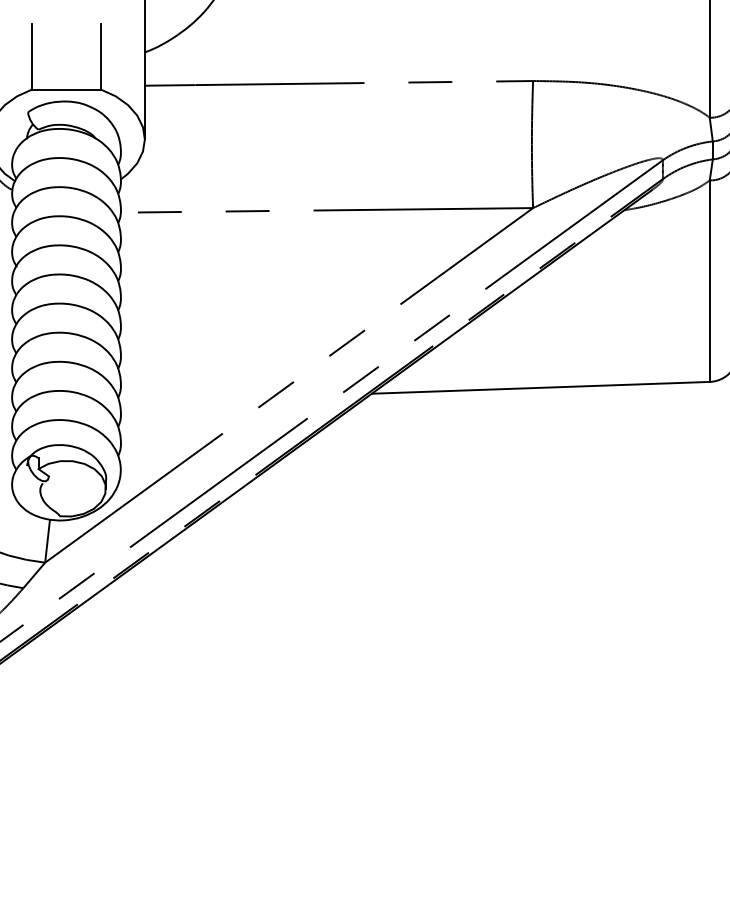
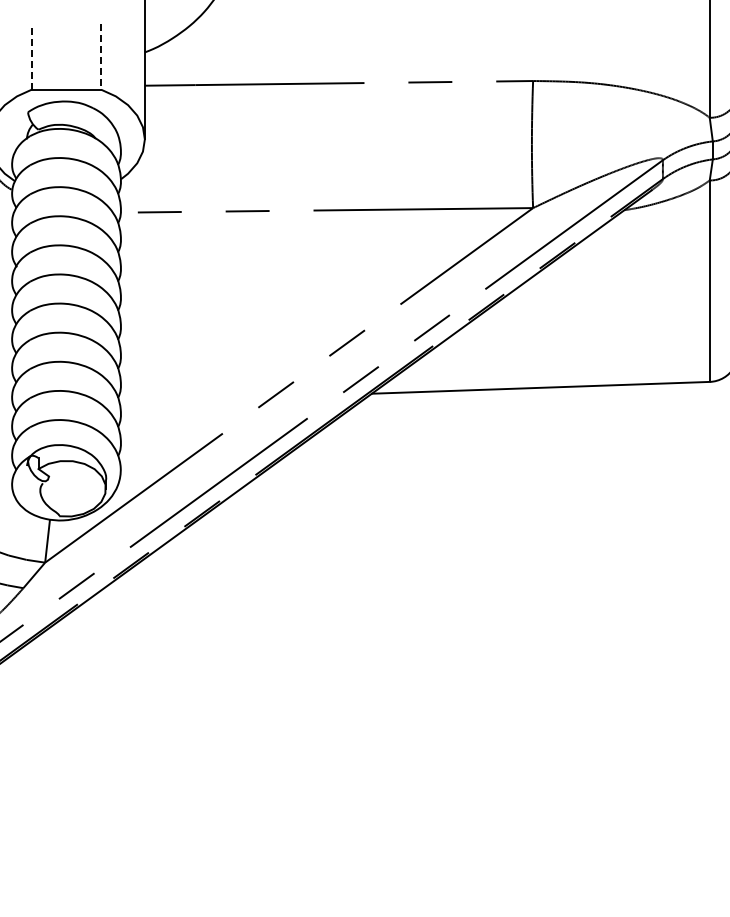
line: solid -> dashed (31, 56)
line: solid -> dashed (101, 56)
